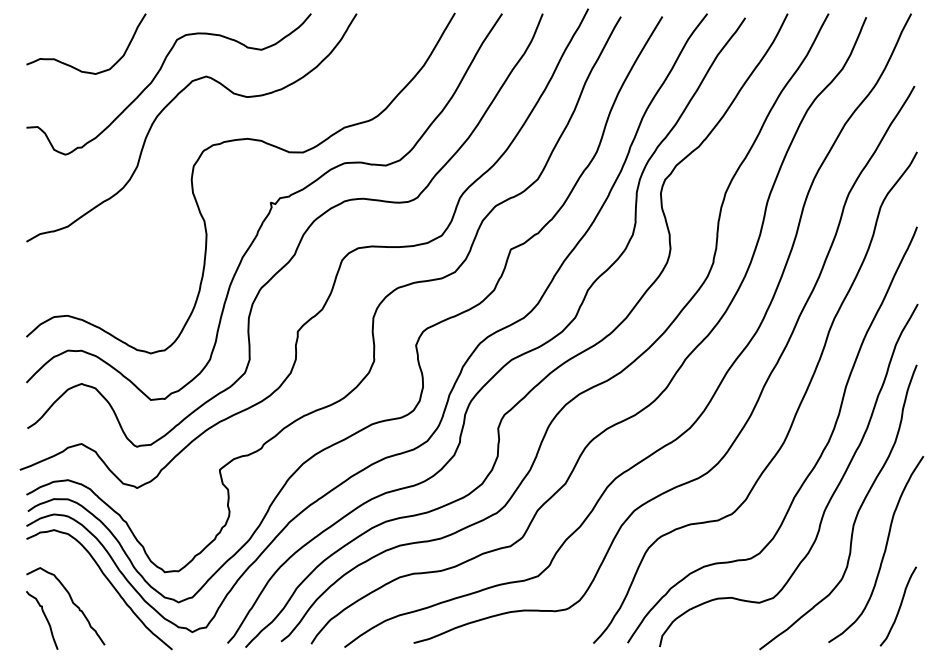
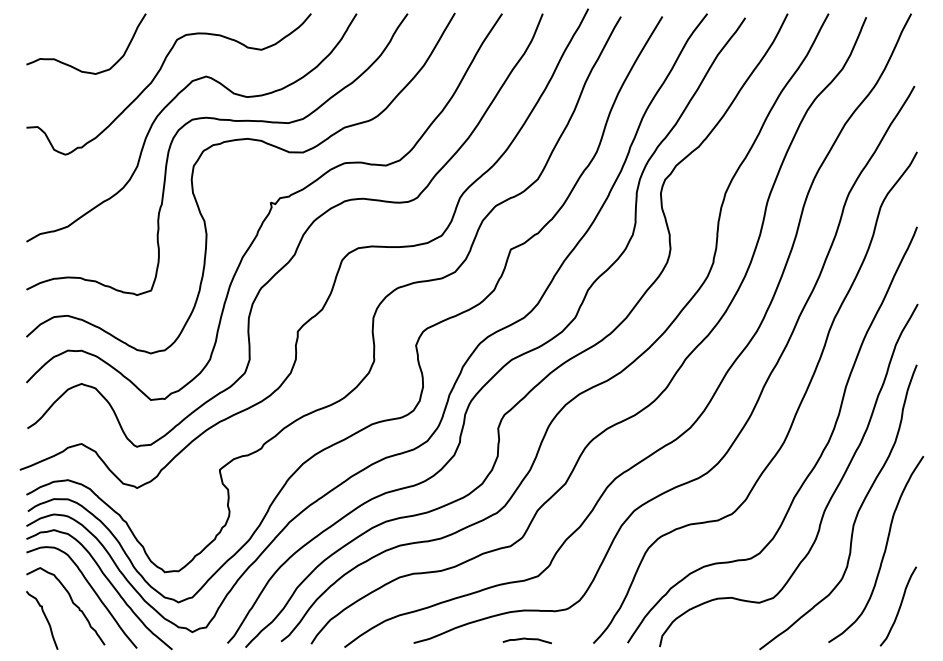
curve: none -> present (217, 120)
curve: none -> present (92, 590)
curve: none -> present (526, 639)
